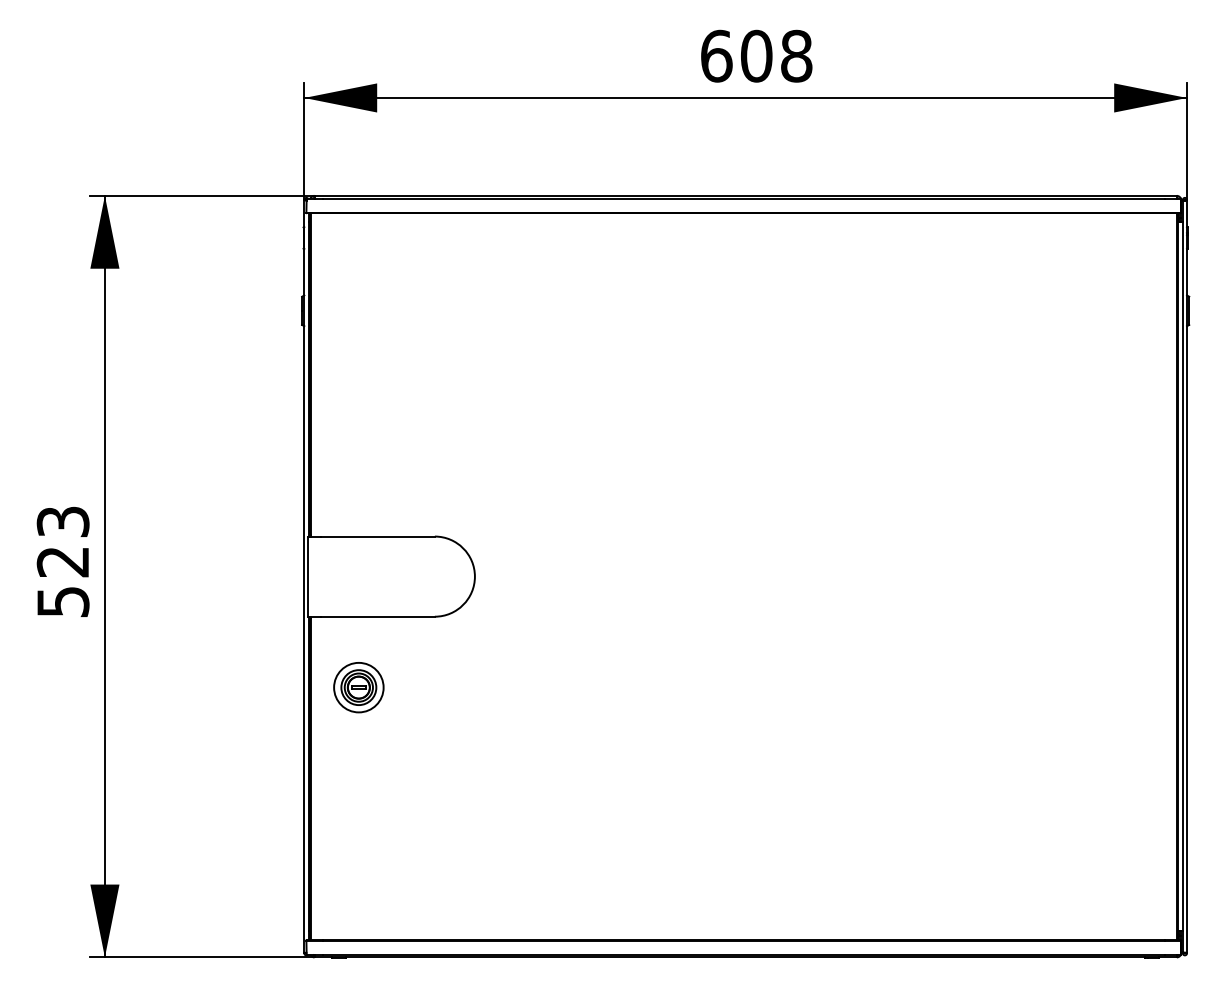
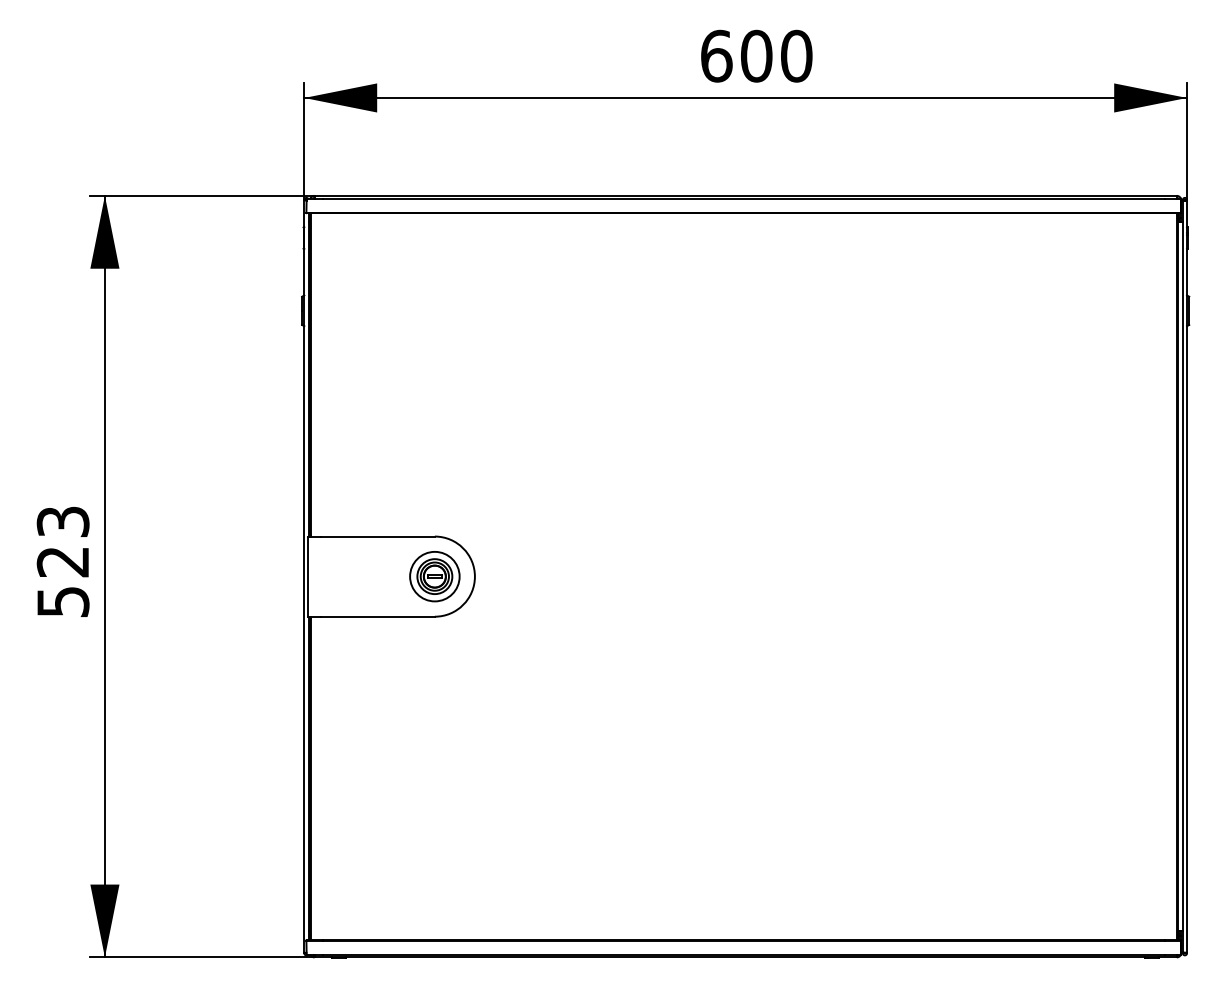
text: 608 -> 600 (796, 56)
part position: (358, 687) -> (434, 576) (434, 576)
